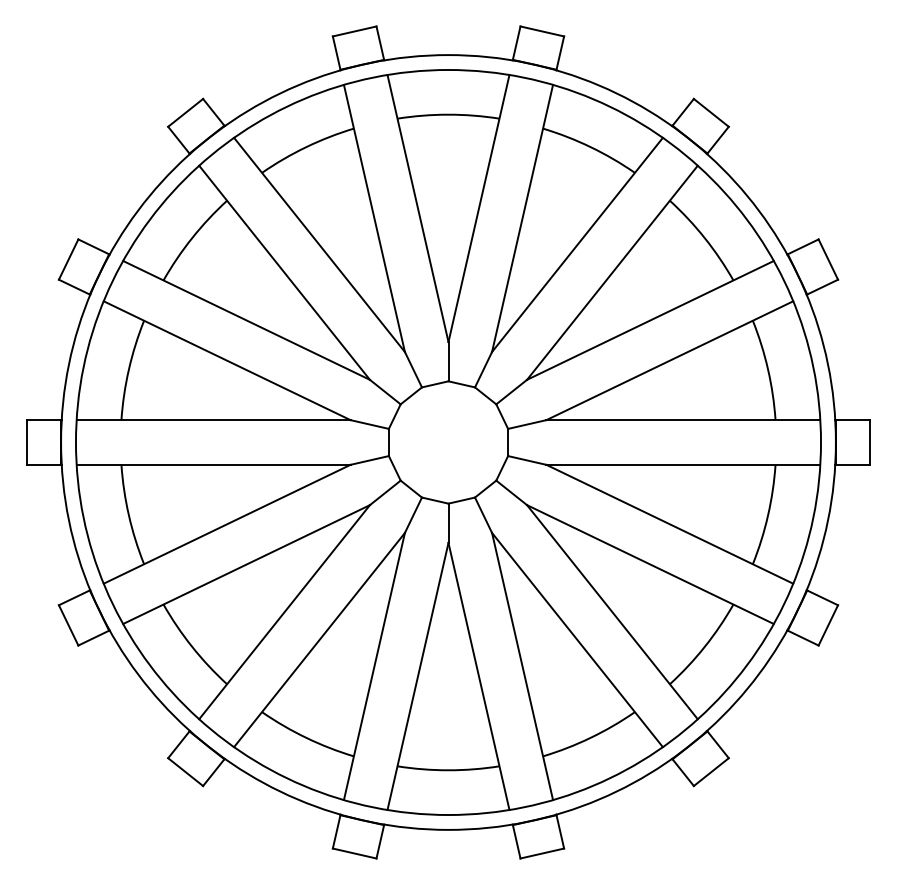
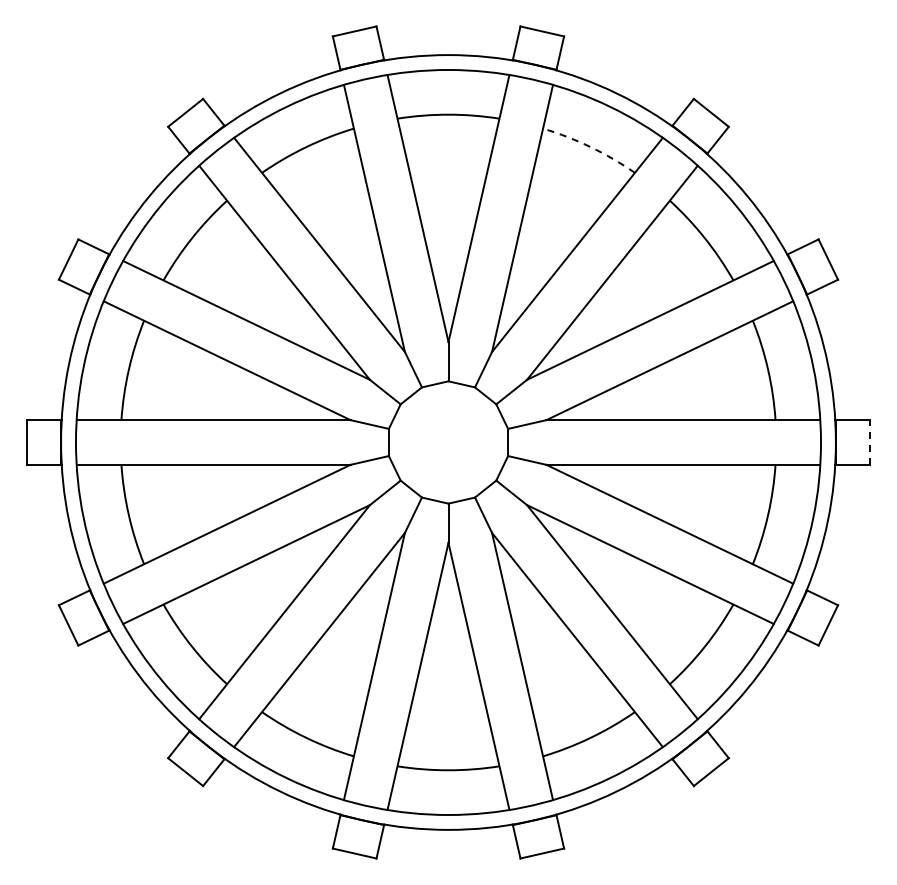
arc: solid -> dashed (590, 147)
line: solid -> dashed (870, 442)
